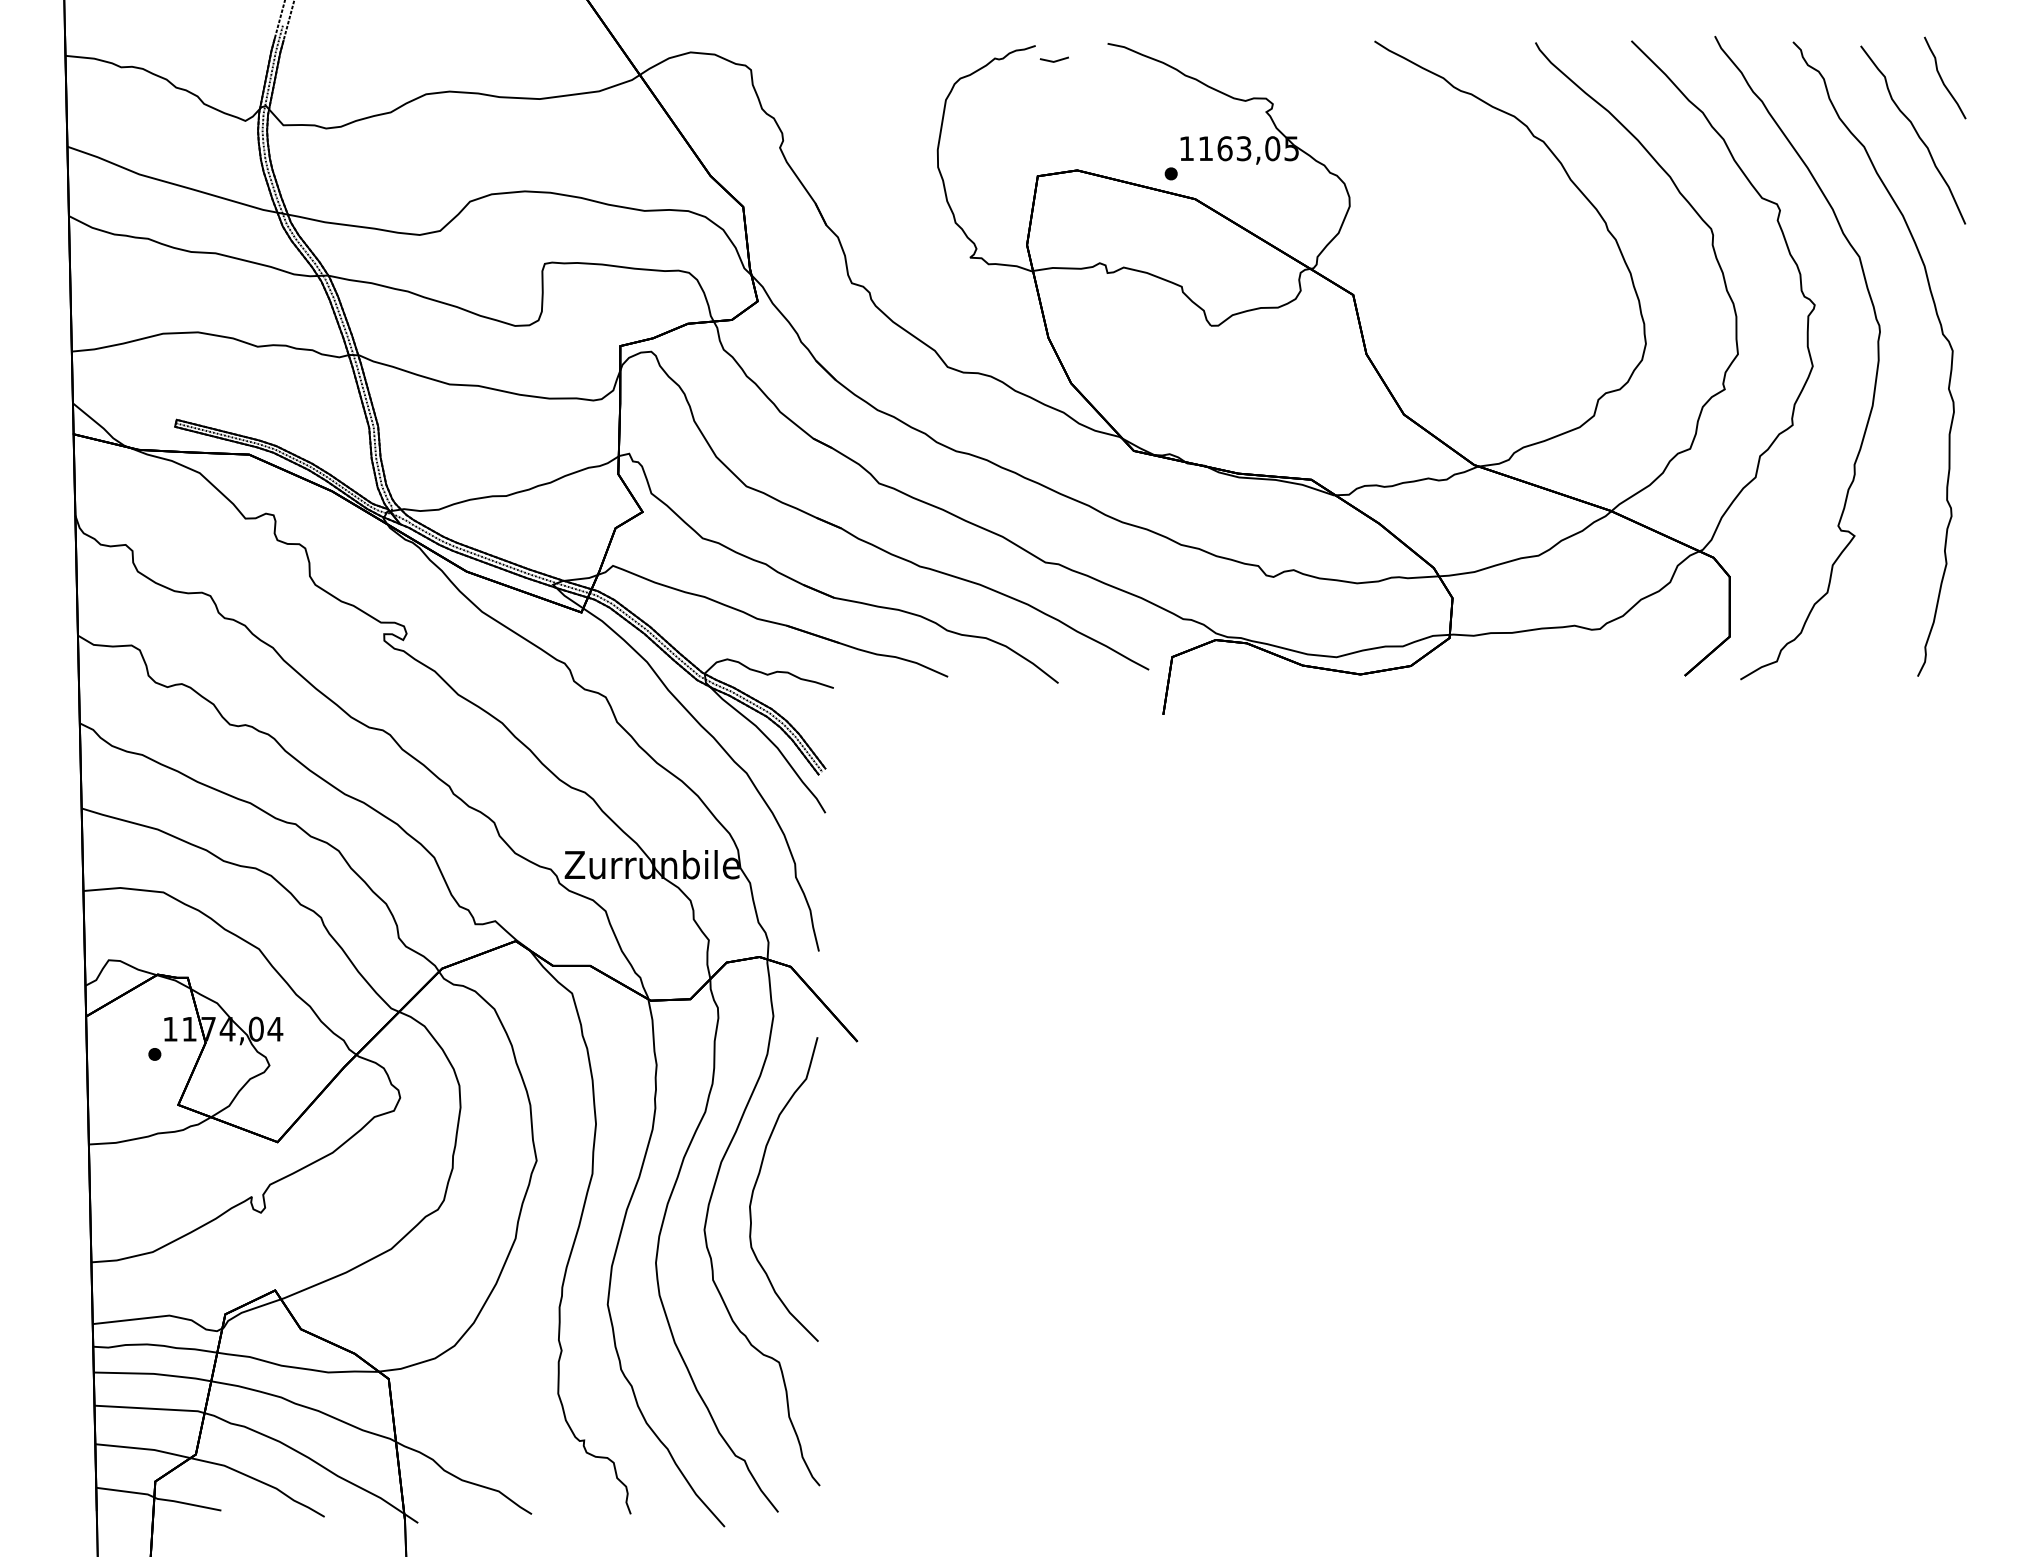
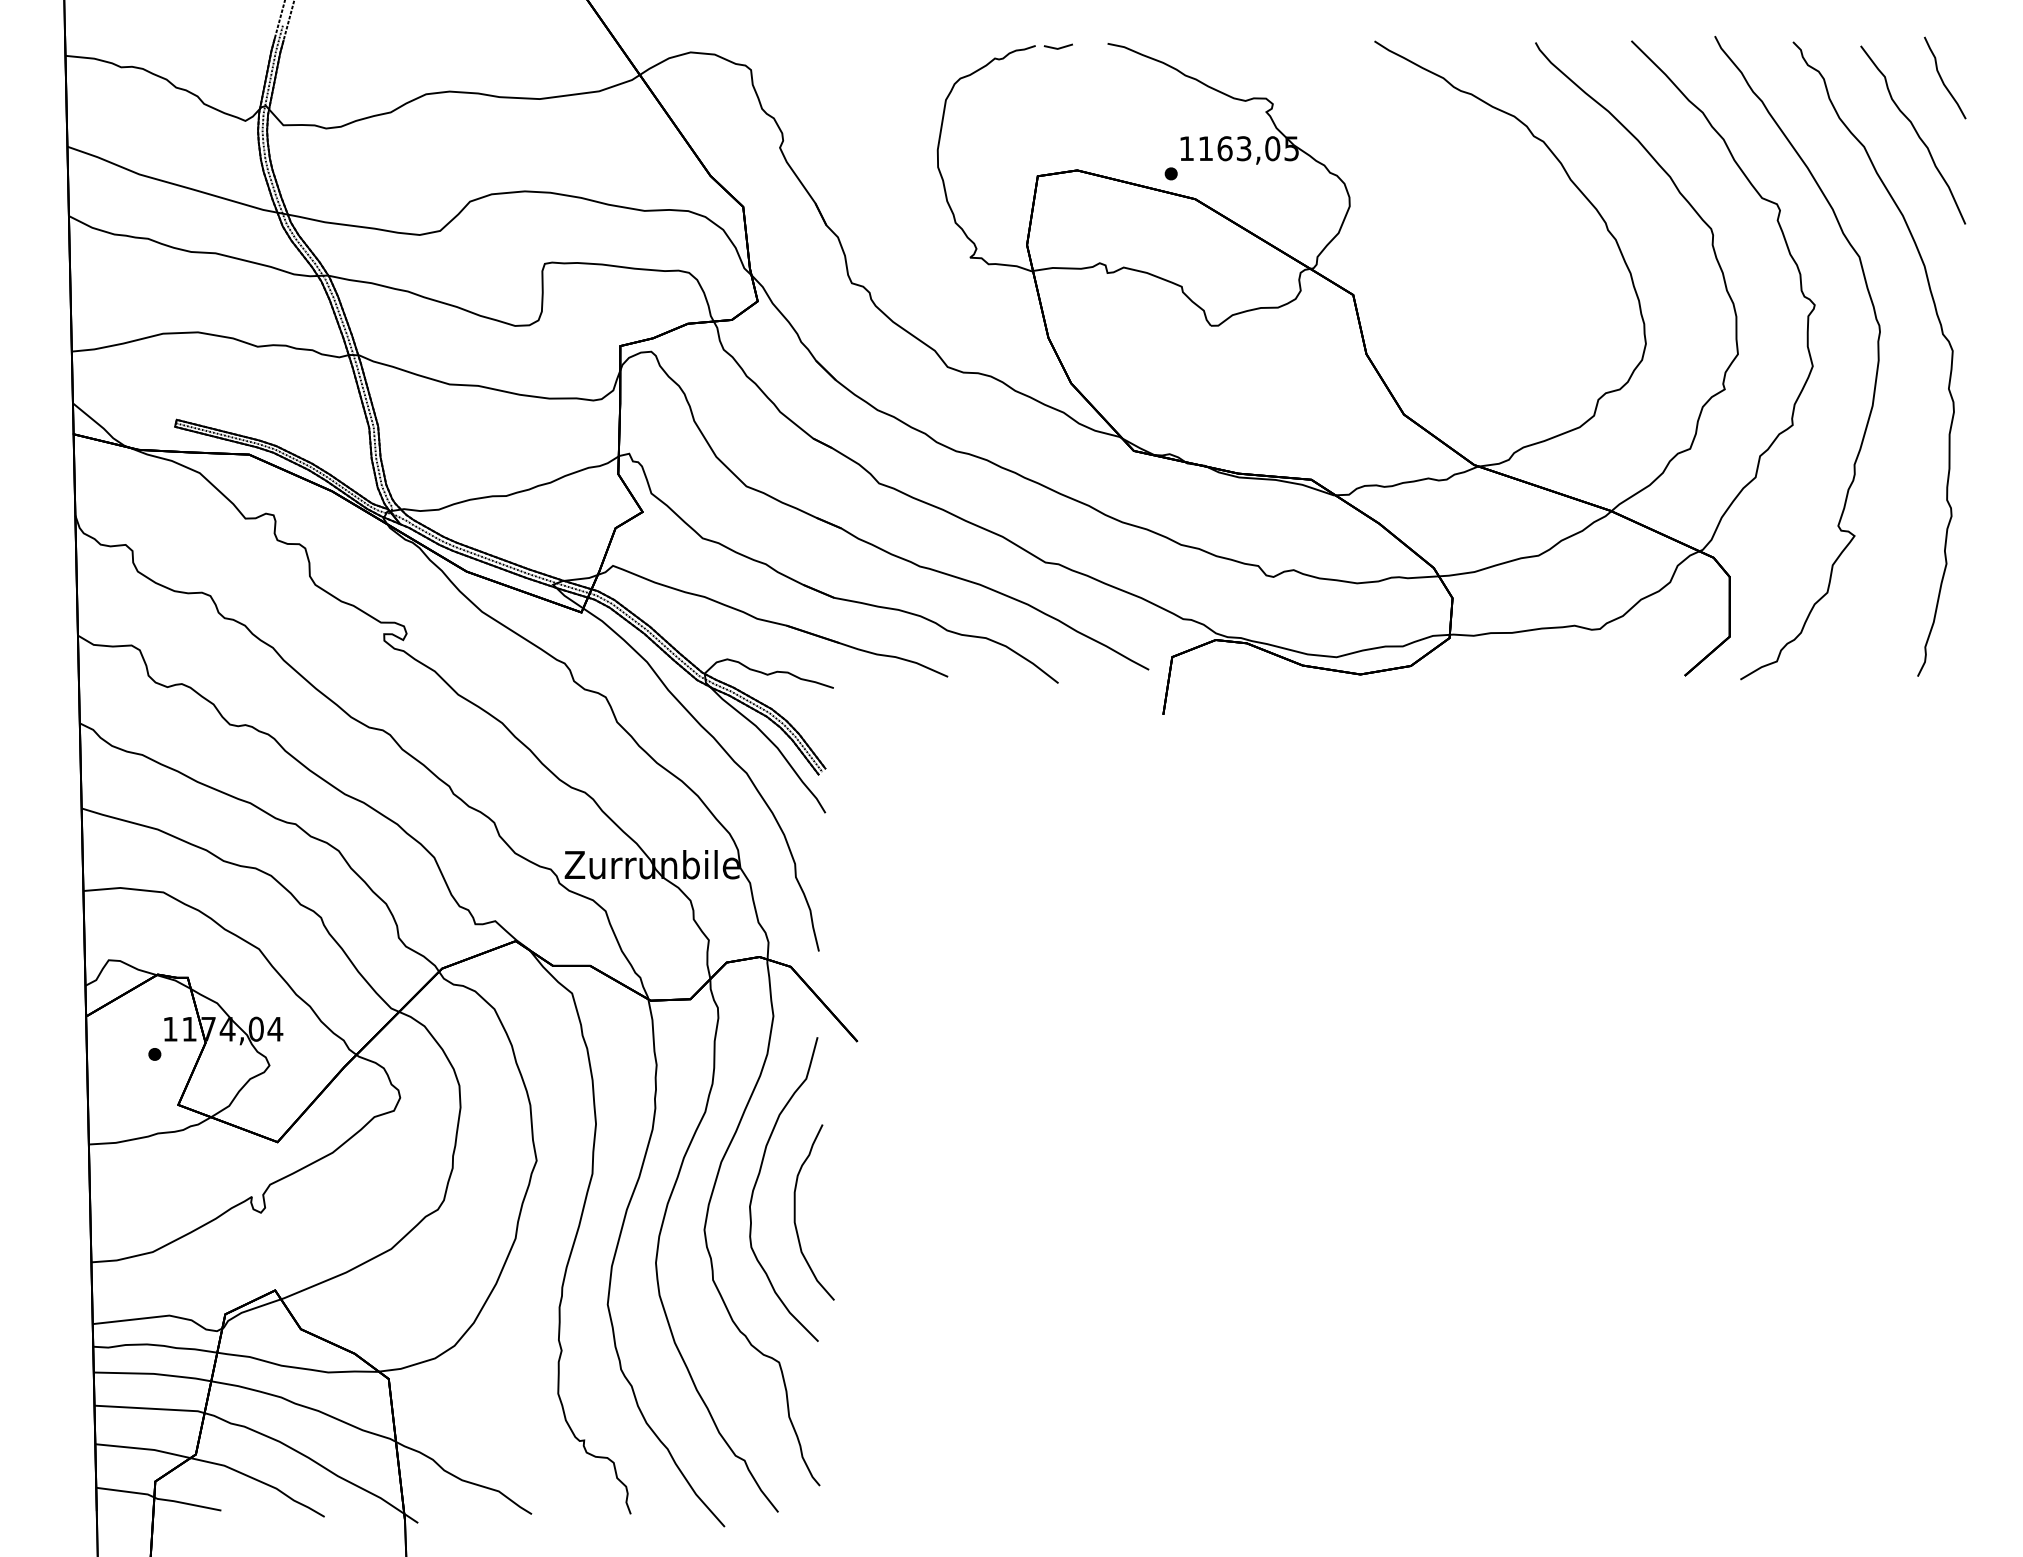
line position: (1052, 60) -> (1056, 47) (1056, 47)
curve: none -> present (795, 1212)
